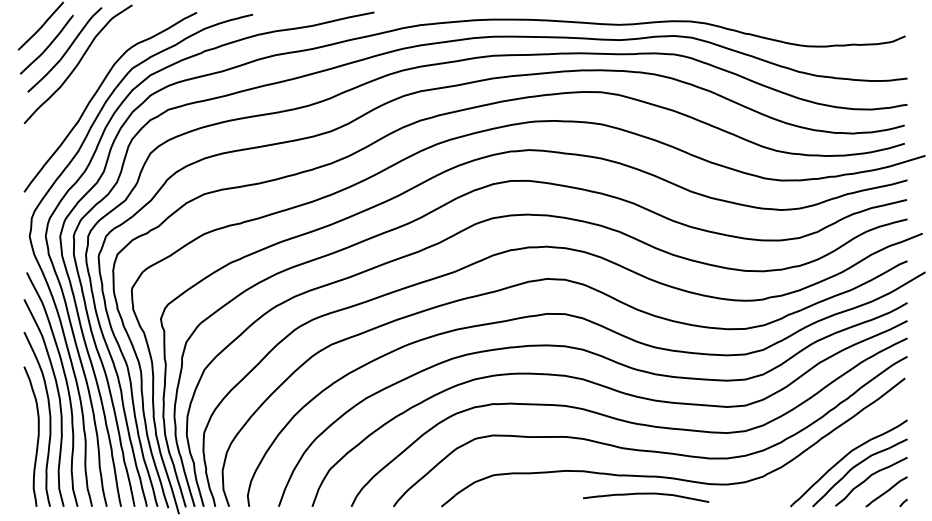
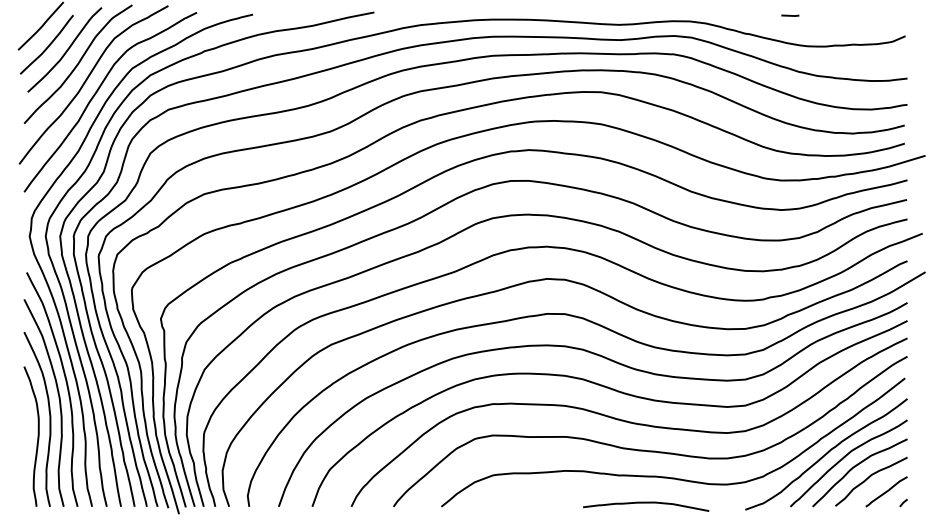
line: none -> present (790, 15)
curve: none -> present (87, 80)
curve: none -> present (826, 454)
curve position: (646, 494) -> (646, 503) (646, 503)
